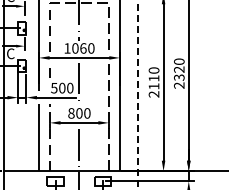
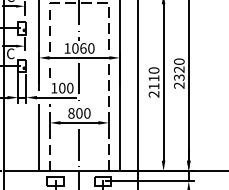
text: 500 -> 100 (54, 88)
line: dashed -> solid (138, 94)
